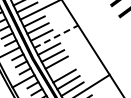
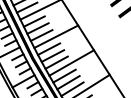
line: dashed -> solid (56, 36)
line: none -> present (71, 62)
